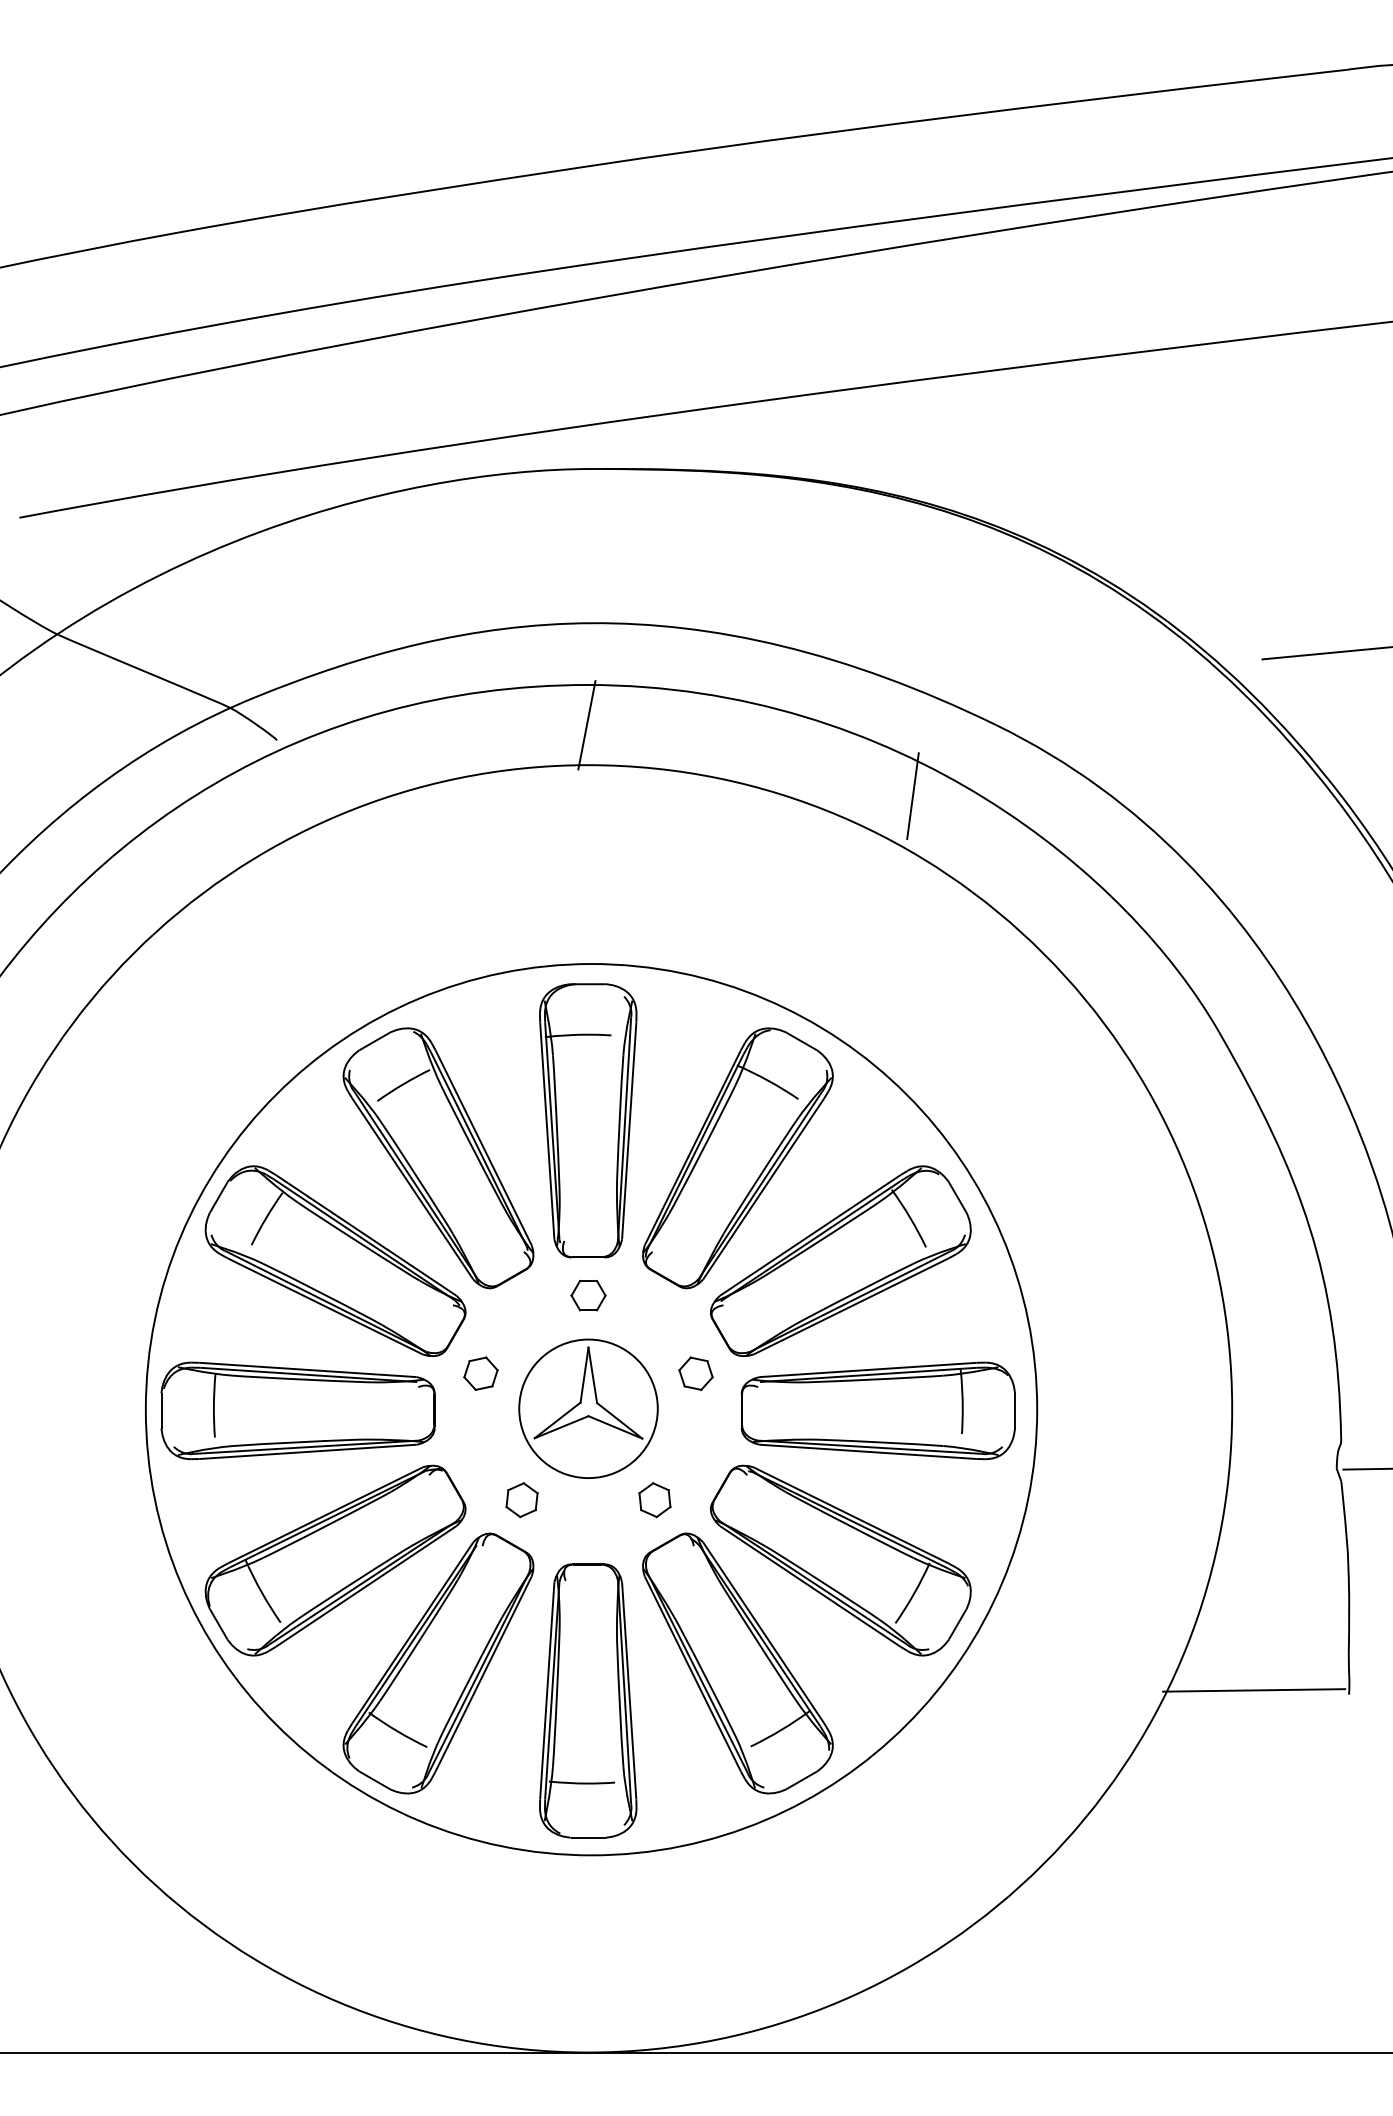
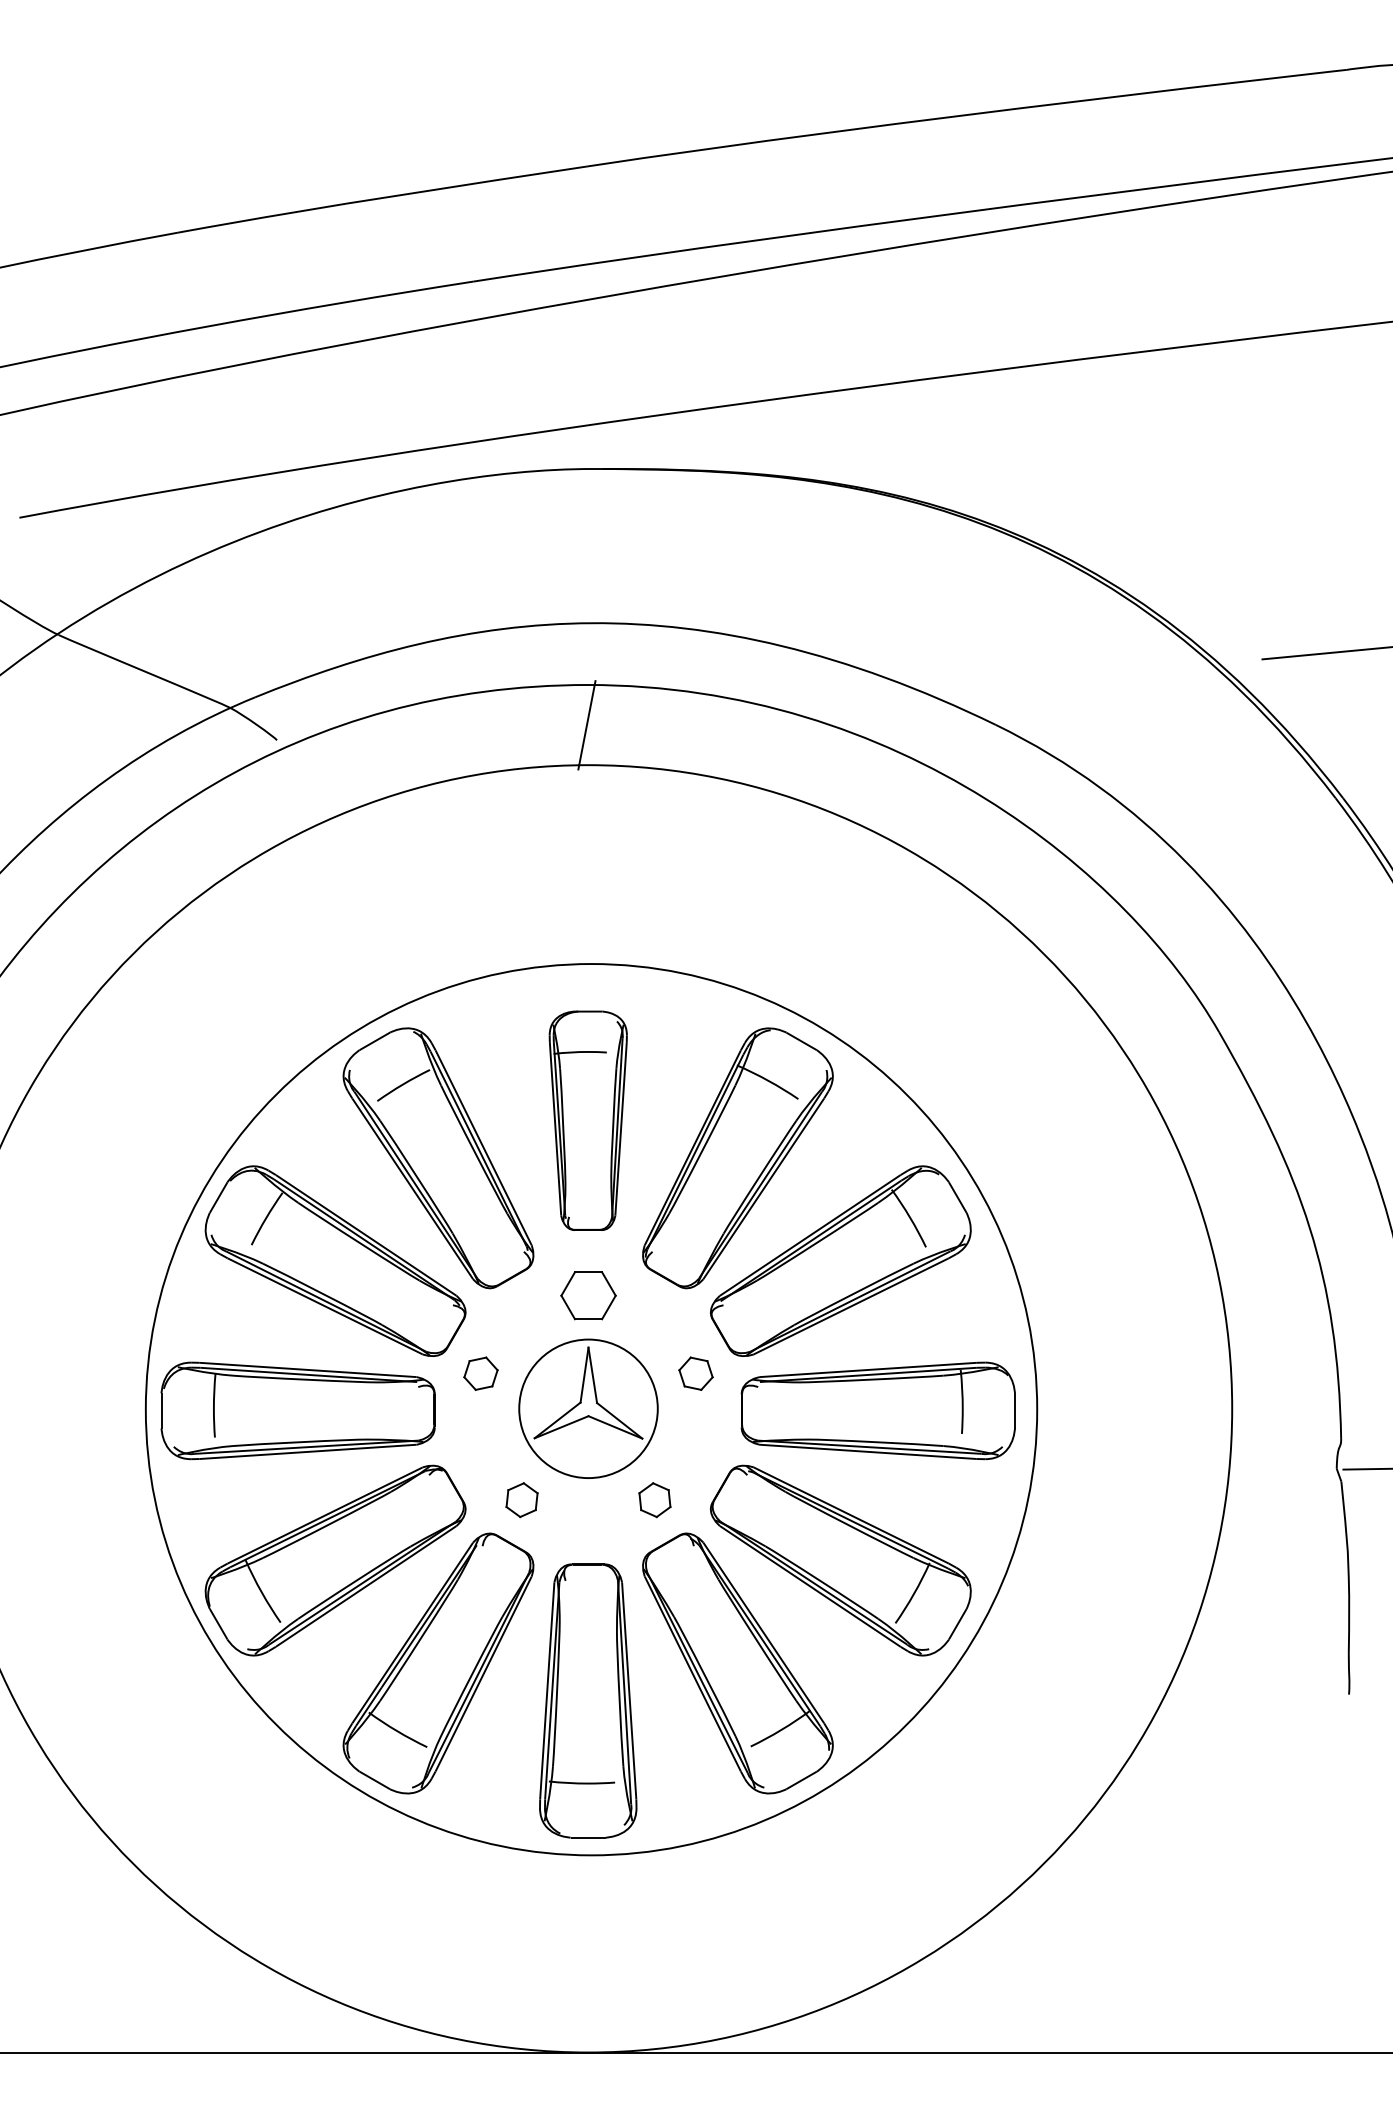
line: present -> none (912, 796)
part size: 99x276 px -> 80x221 px (587, 1120)
part size: 37x33 px -> 57x50 px (588, 1295)
line: present -> none (1254, 1690)
